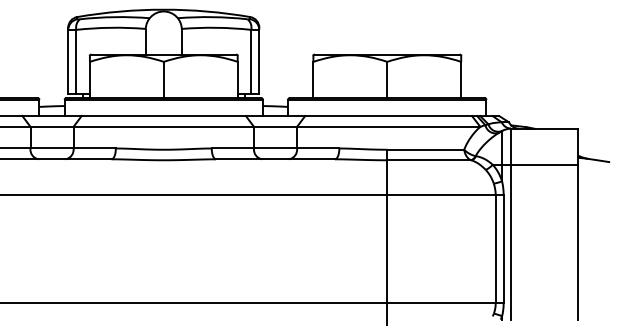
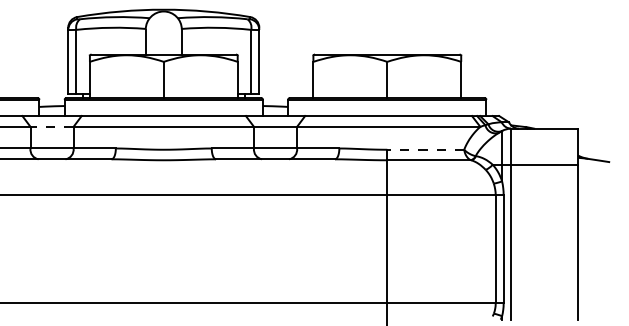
line: solid -> dashed (52, 126)
line: solid -> dashed (425, 149)
